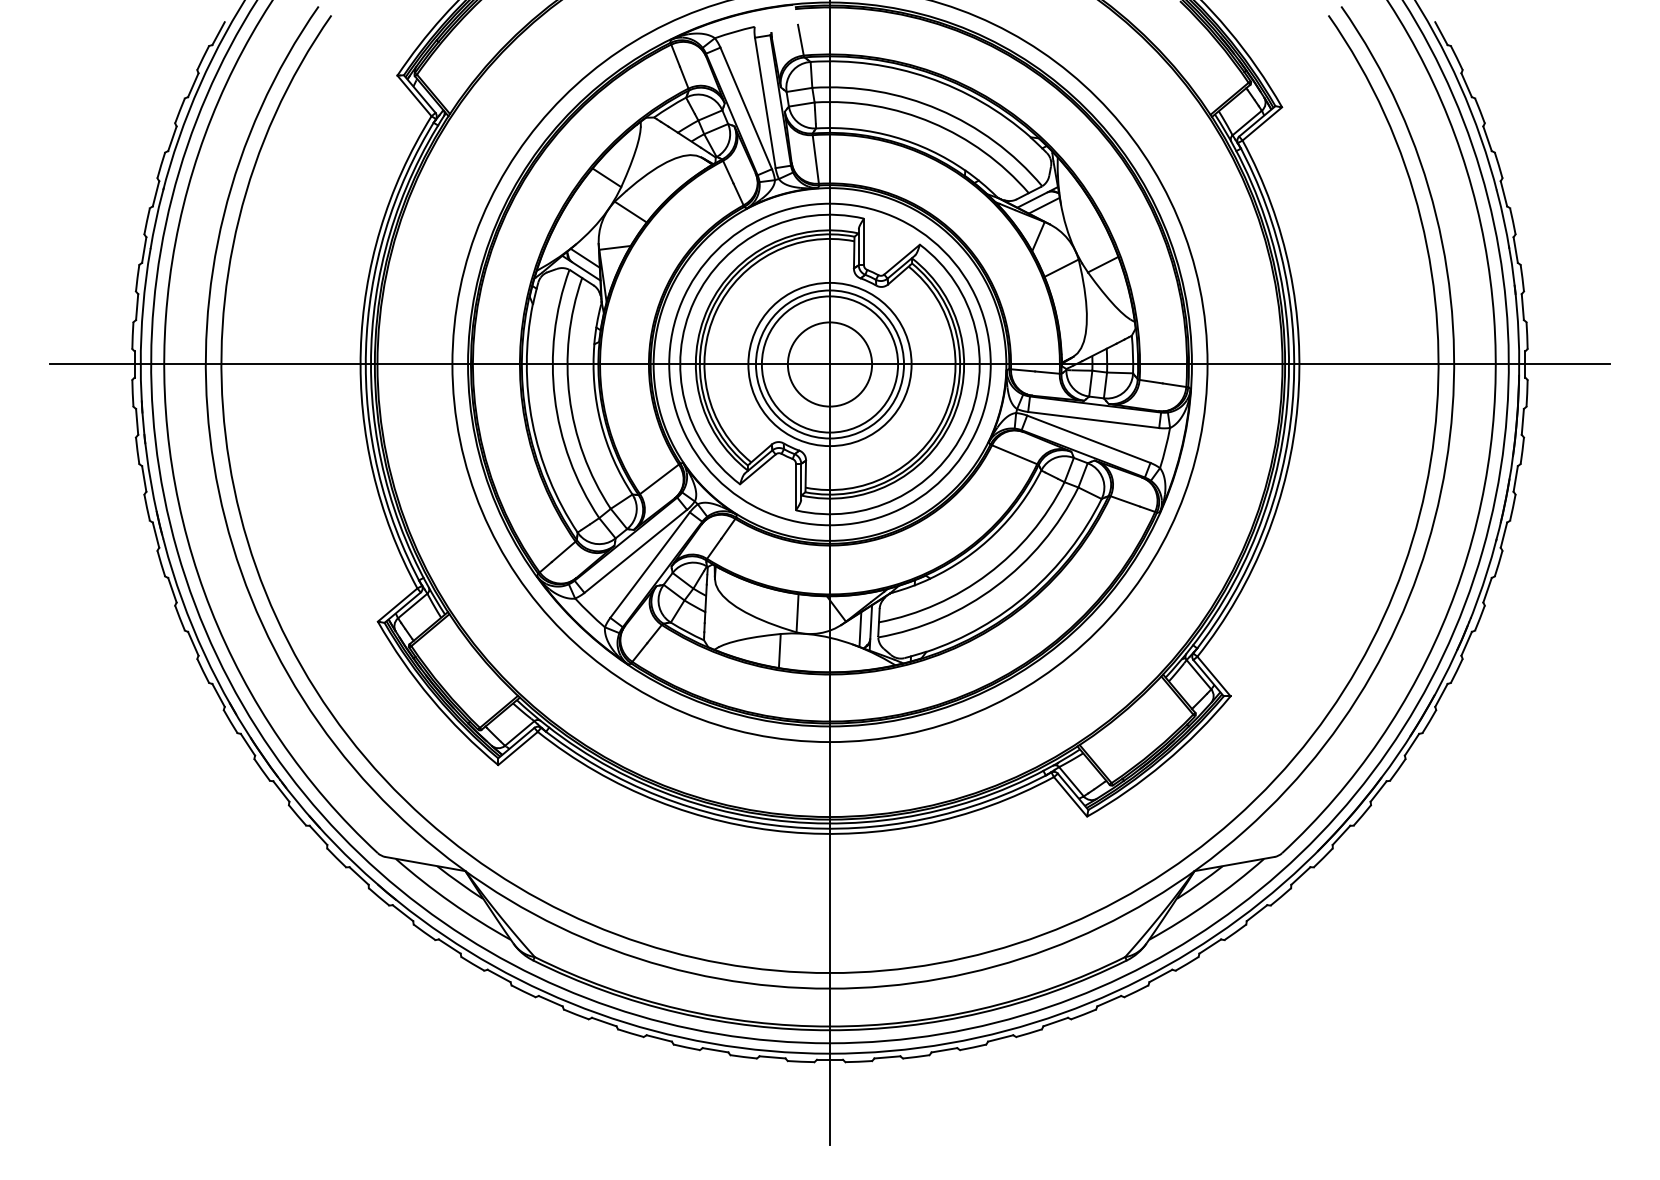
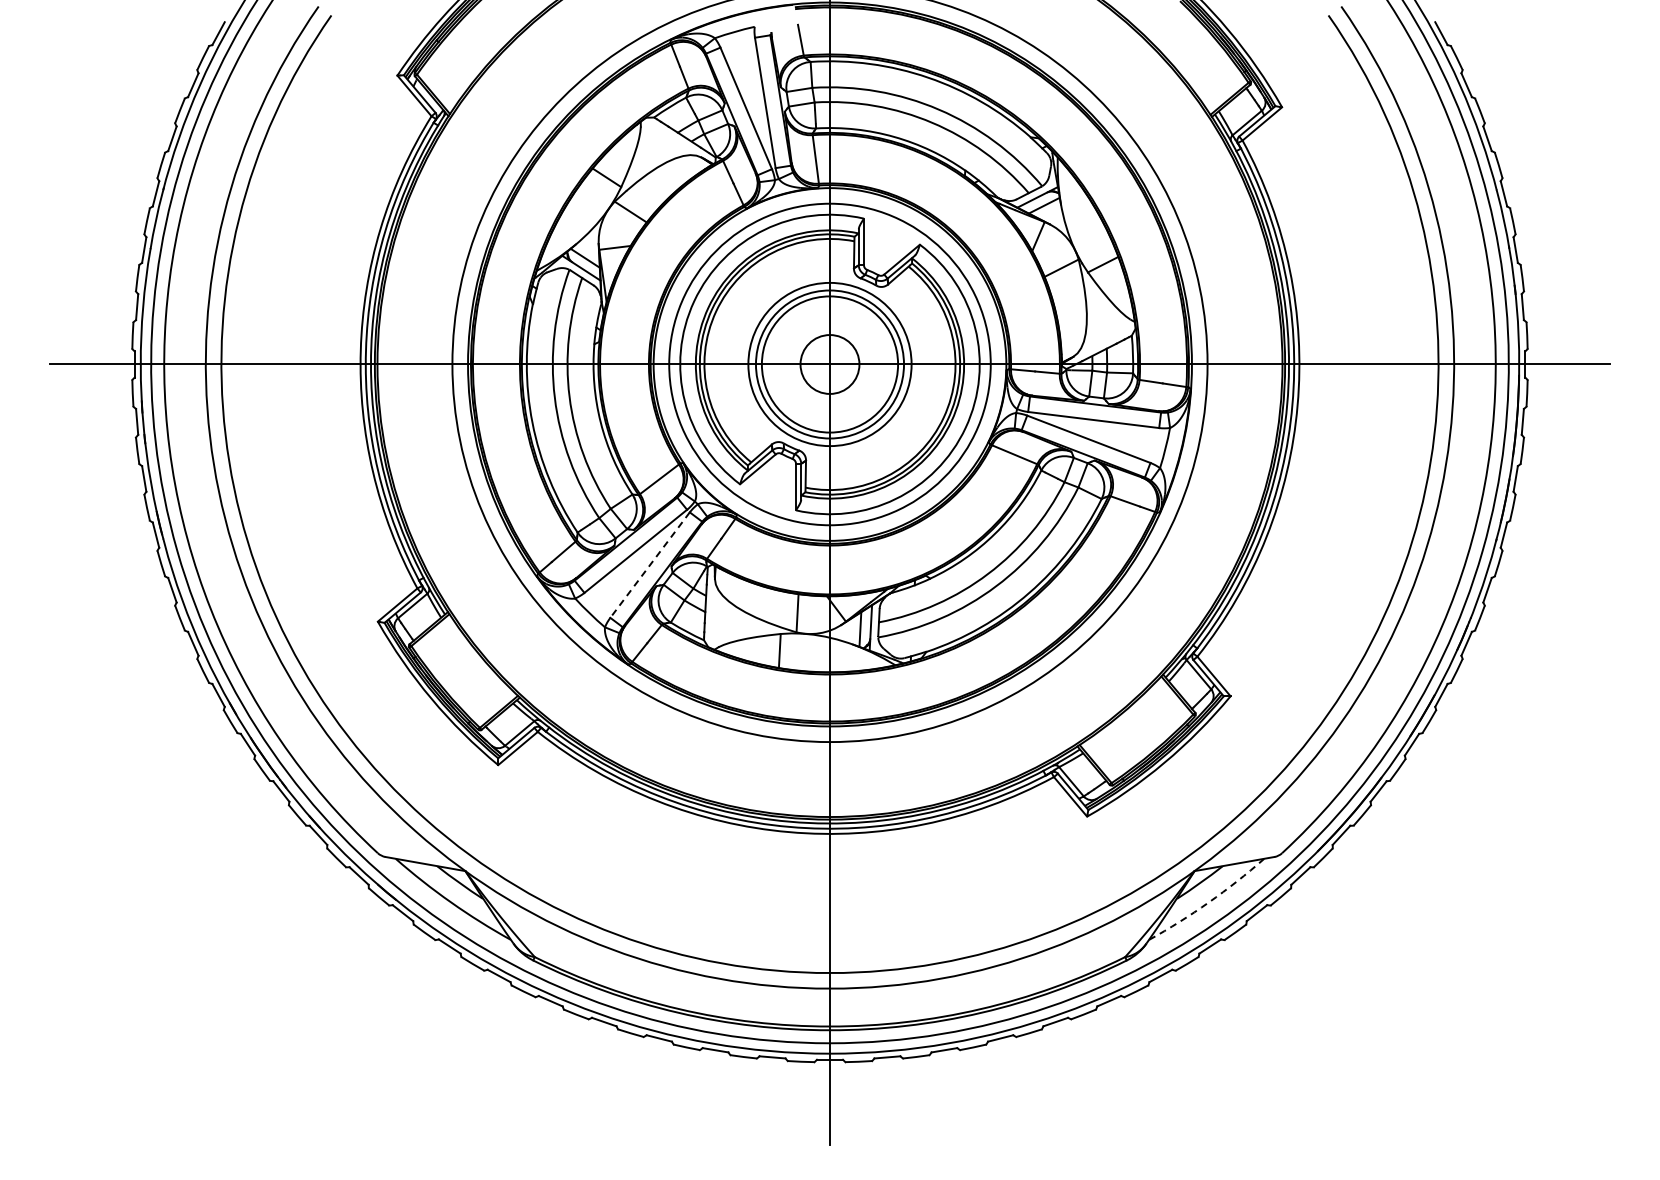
circle diameter: 84 px -> 59 px (829, 364)
line: solid -> dashed (649, 565)
arc: solid -> dashed (1208, 902)
